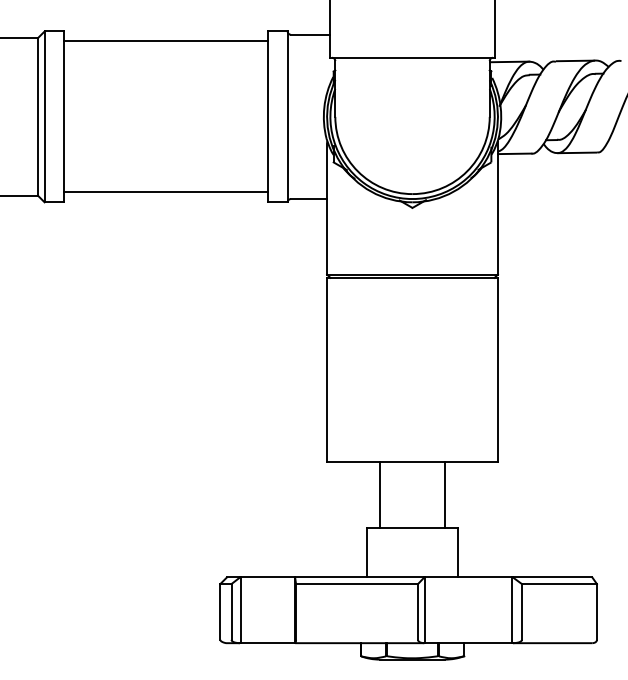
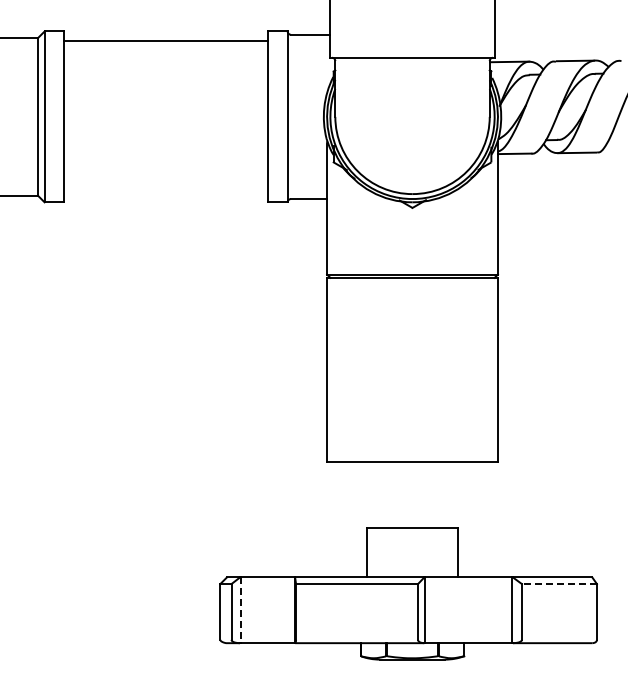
line: present -> none (165, 192)
line: present -> none (379, 494)
line: present -> none (445, 494)
line: solid -> dashed (559, 584)
line: solid -> dashed (240, 610)
